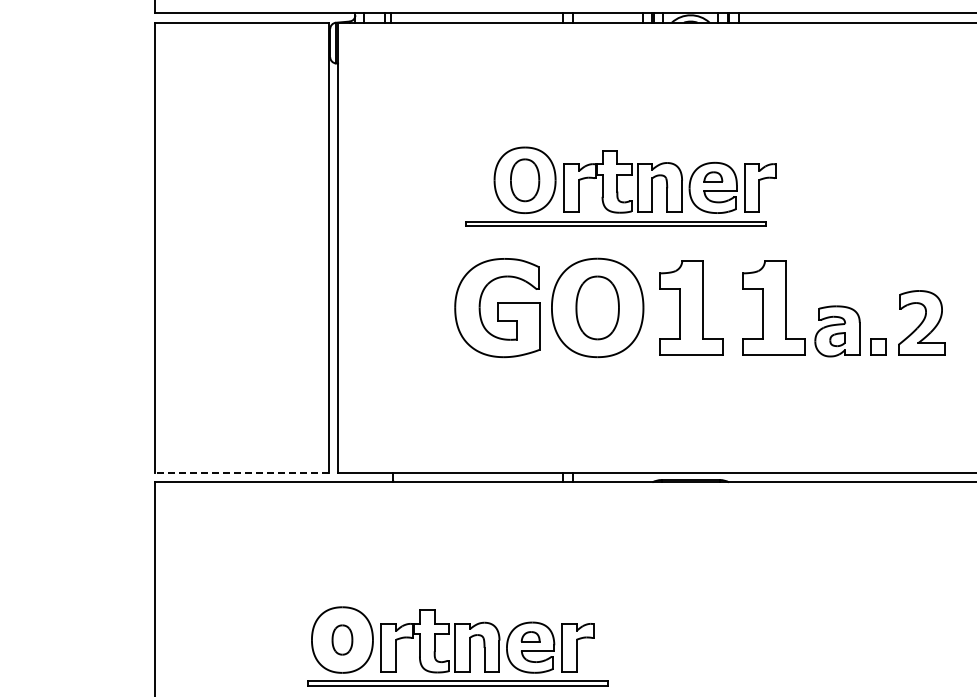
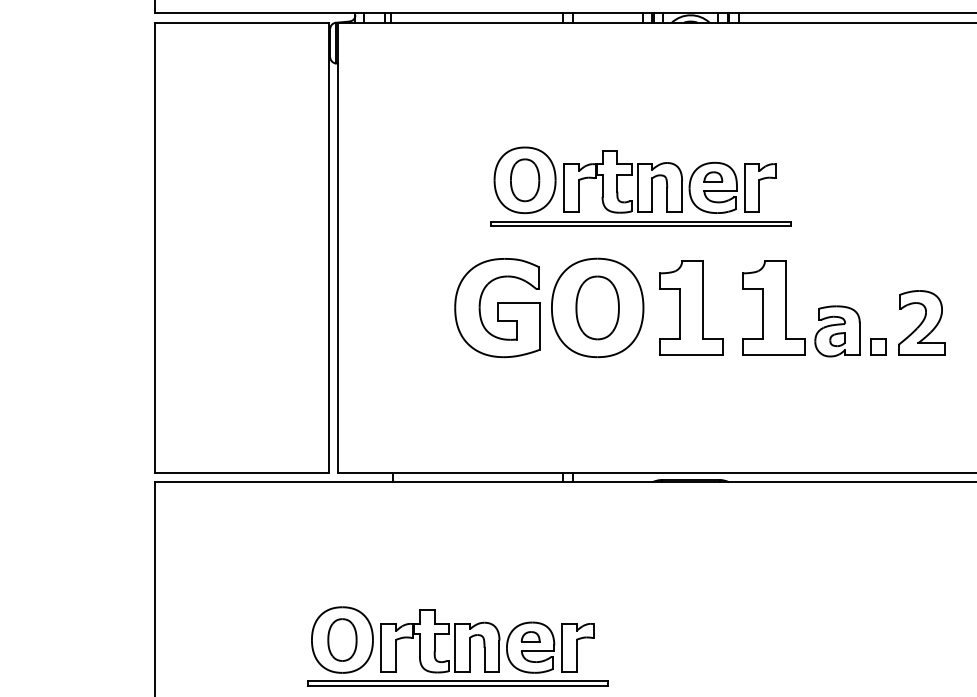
part position: (615, 223) -> (640, 223) (640, 223)
line: dashed -> solid (242, 472)
part size: 23x32 px -> 31x44 px (342, 639)
